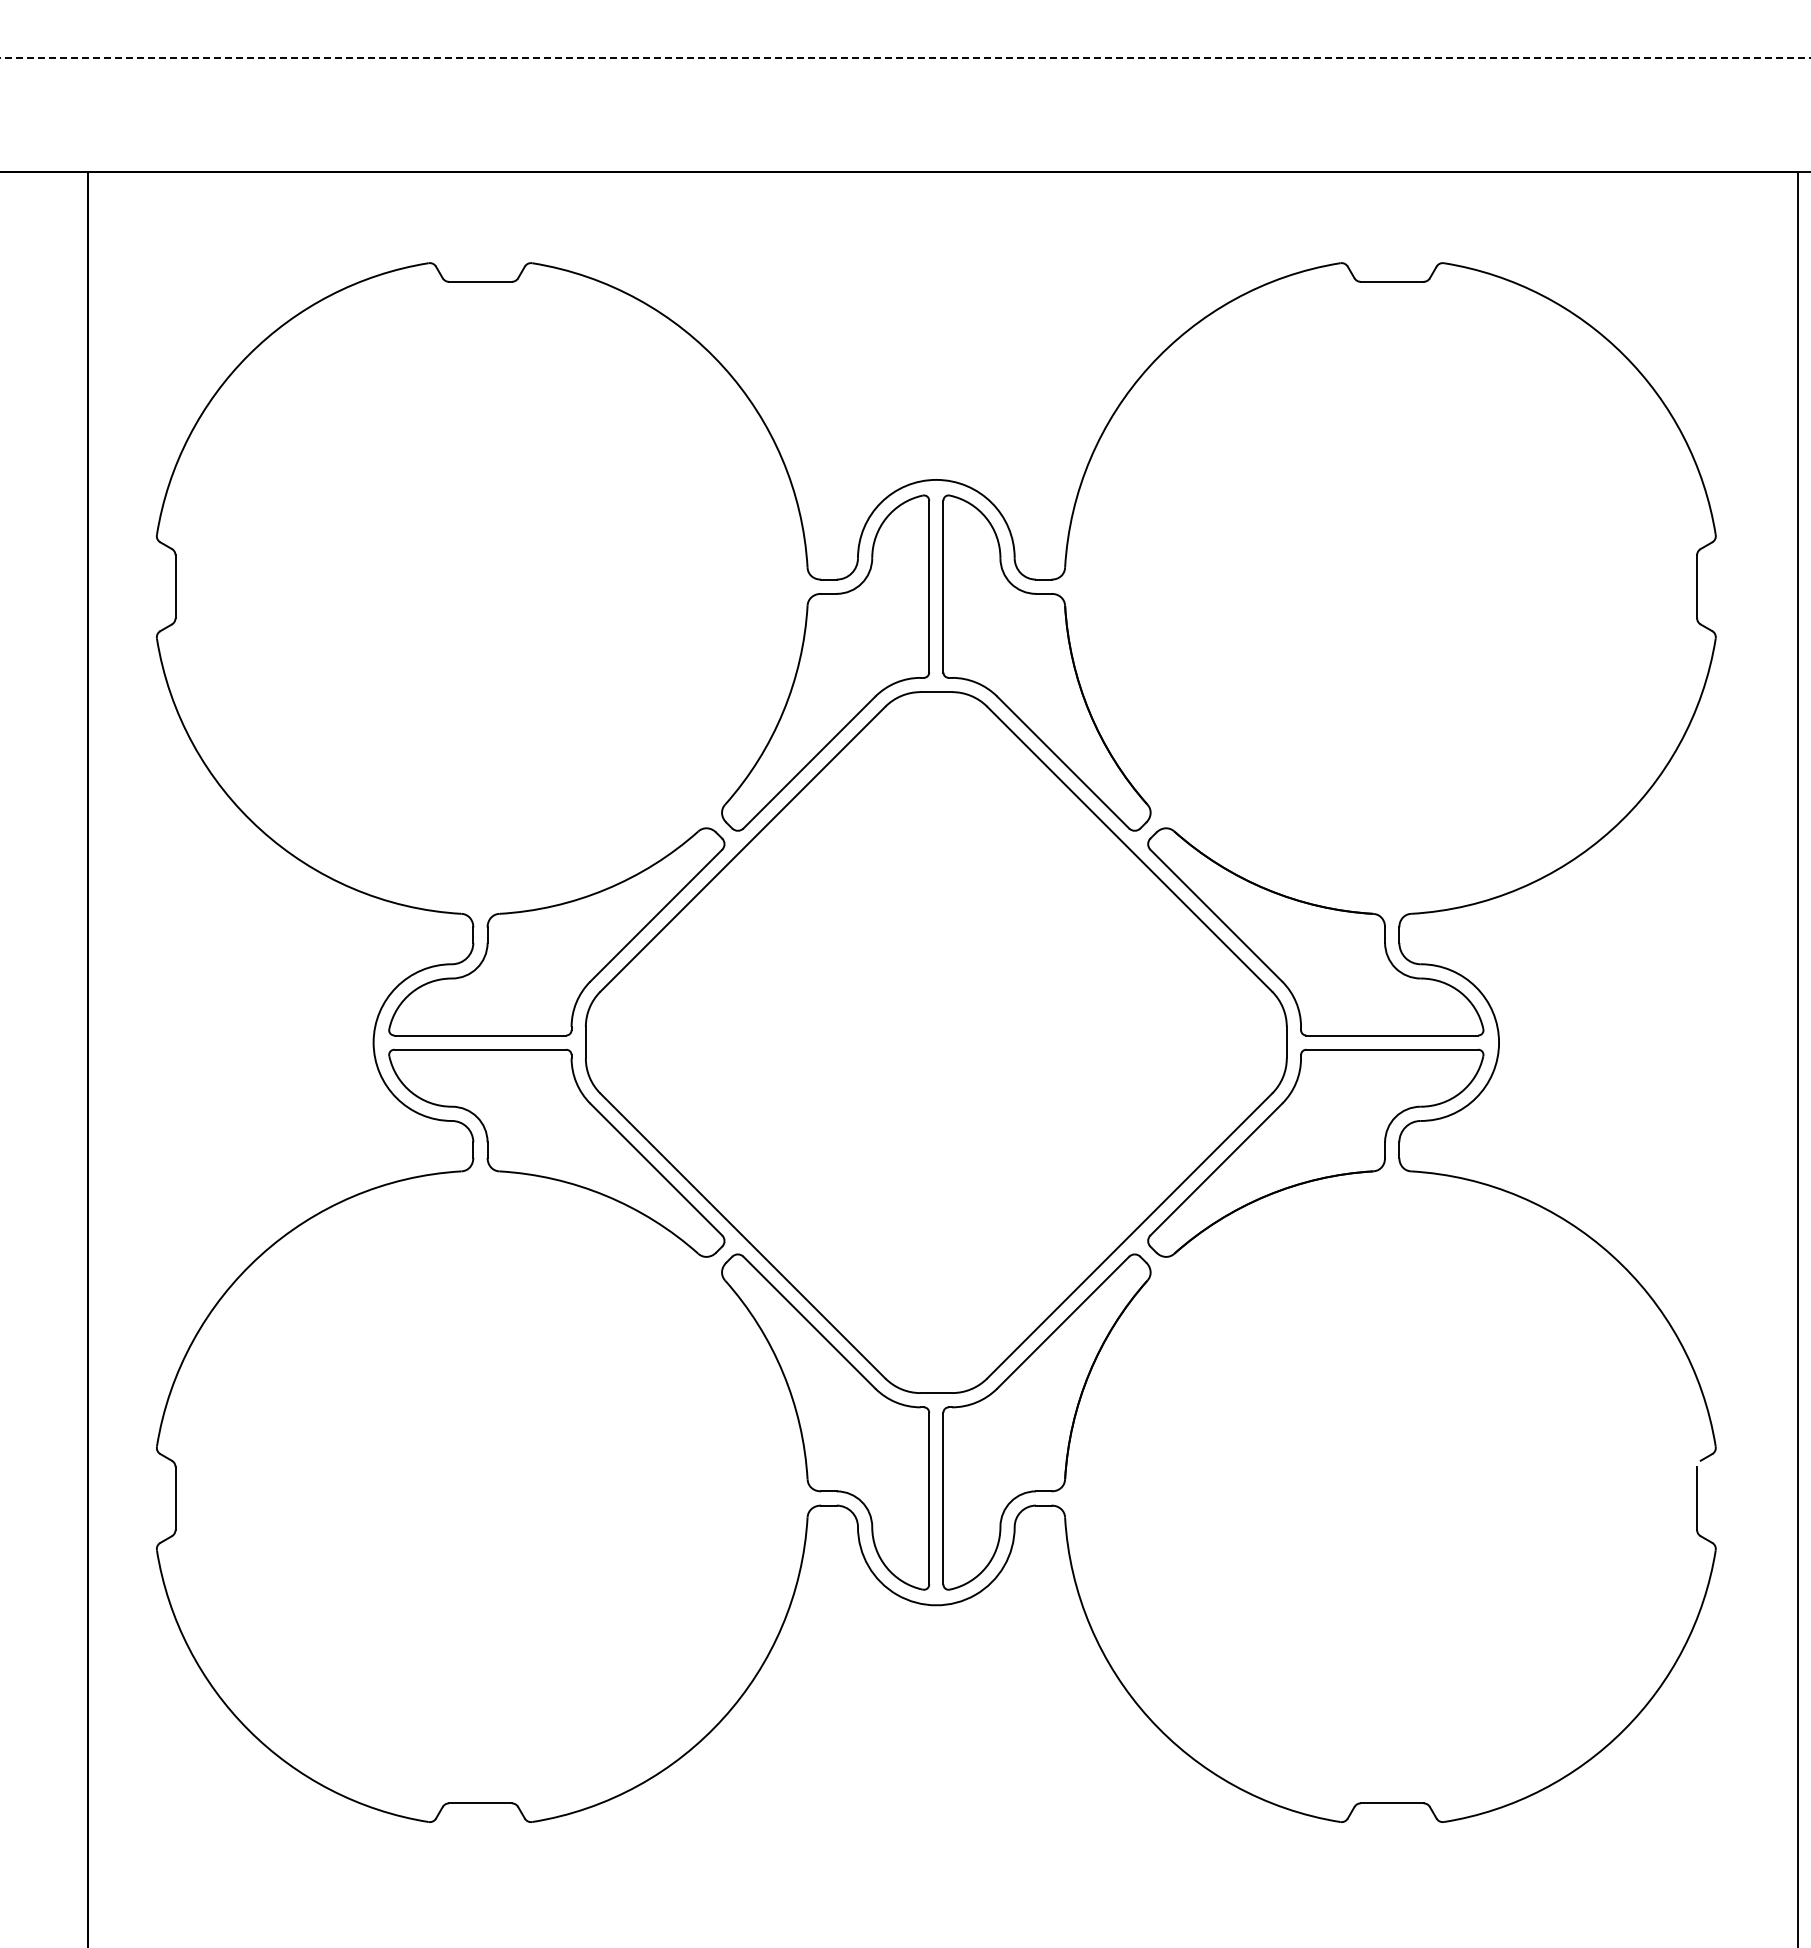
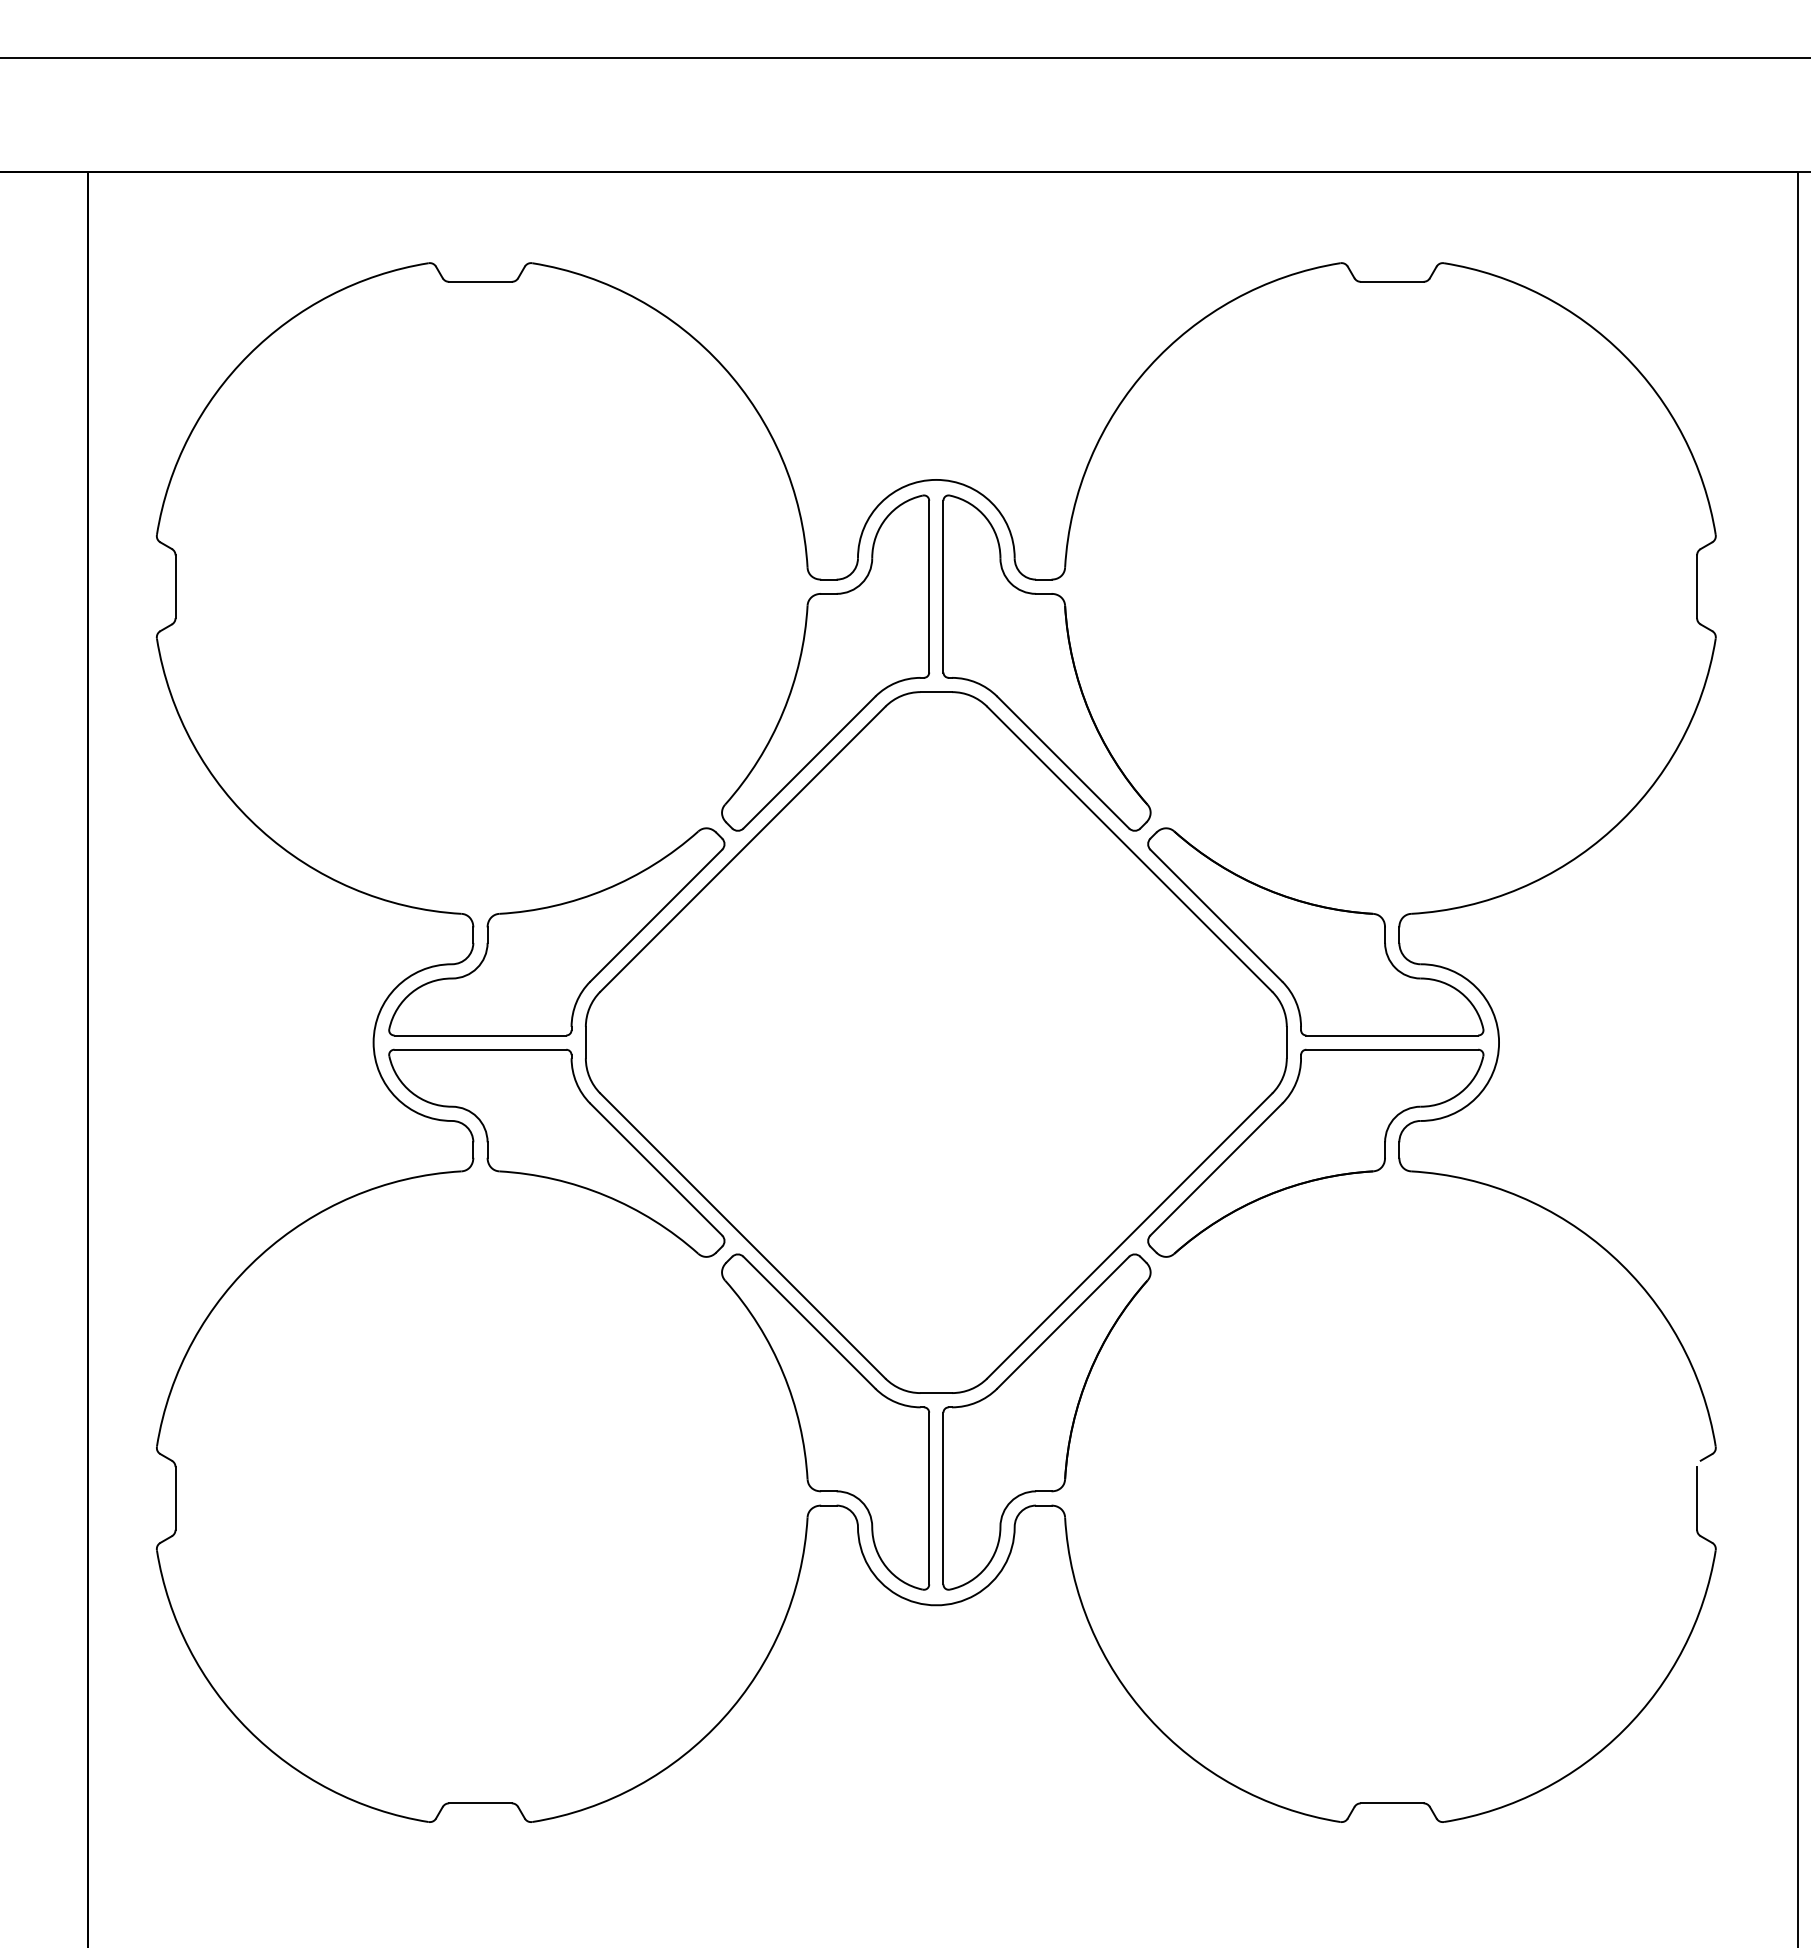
line: dashed -> solid (906, 58)
